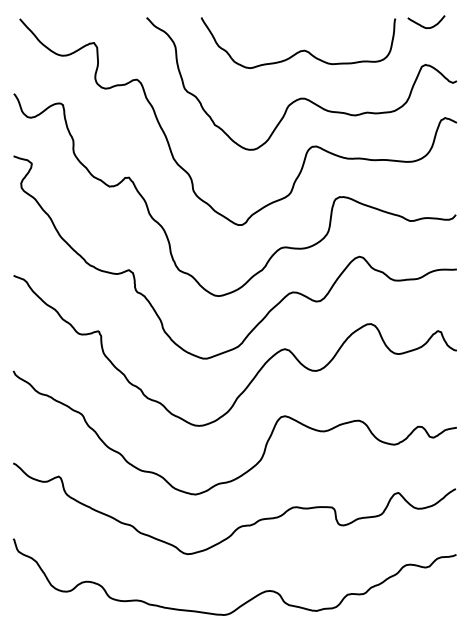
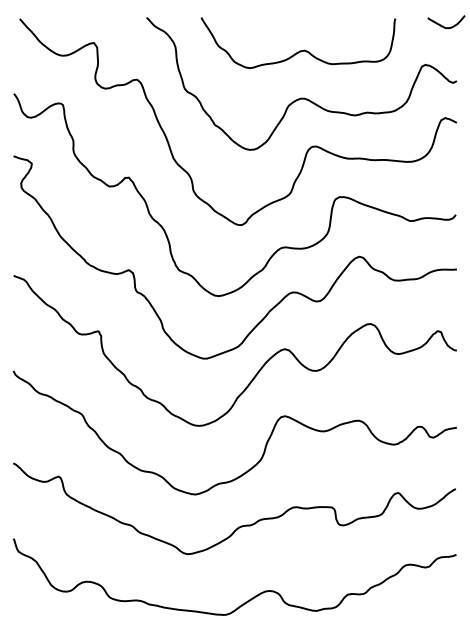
curve position: (424, 26) -> (444, 26) (444, 26)
